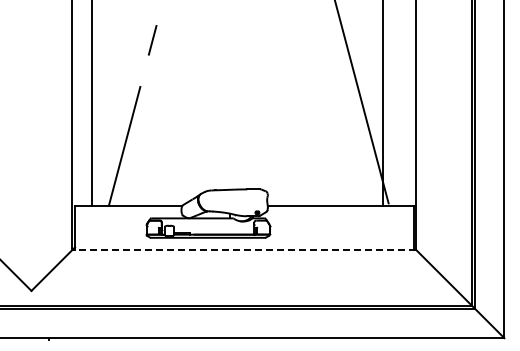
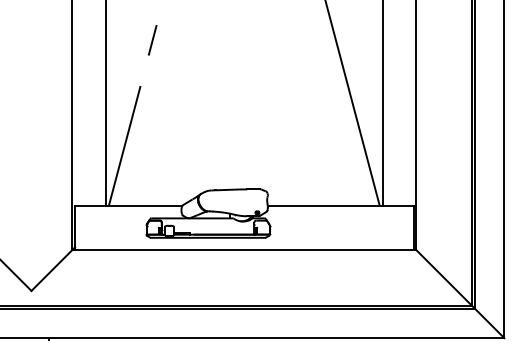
line position: (361, 103) -> (352, 104) (352, 104)
line position: (92, 104) -> (106, 104) (106, 104)
line: dashed -> solid (244, 249)
